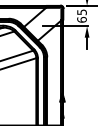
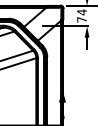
text: 65 -> 74 (81, 15)
